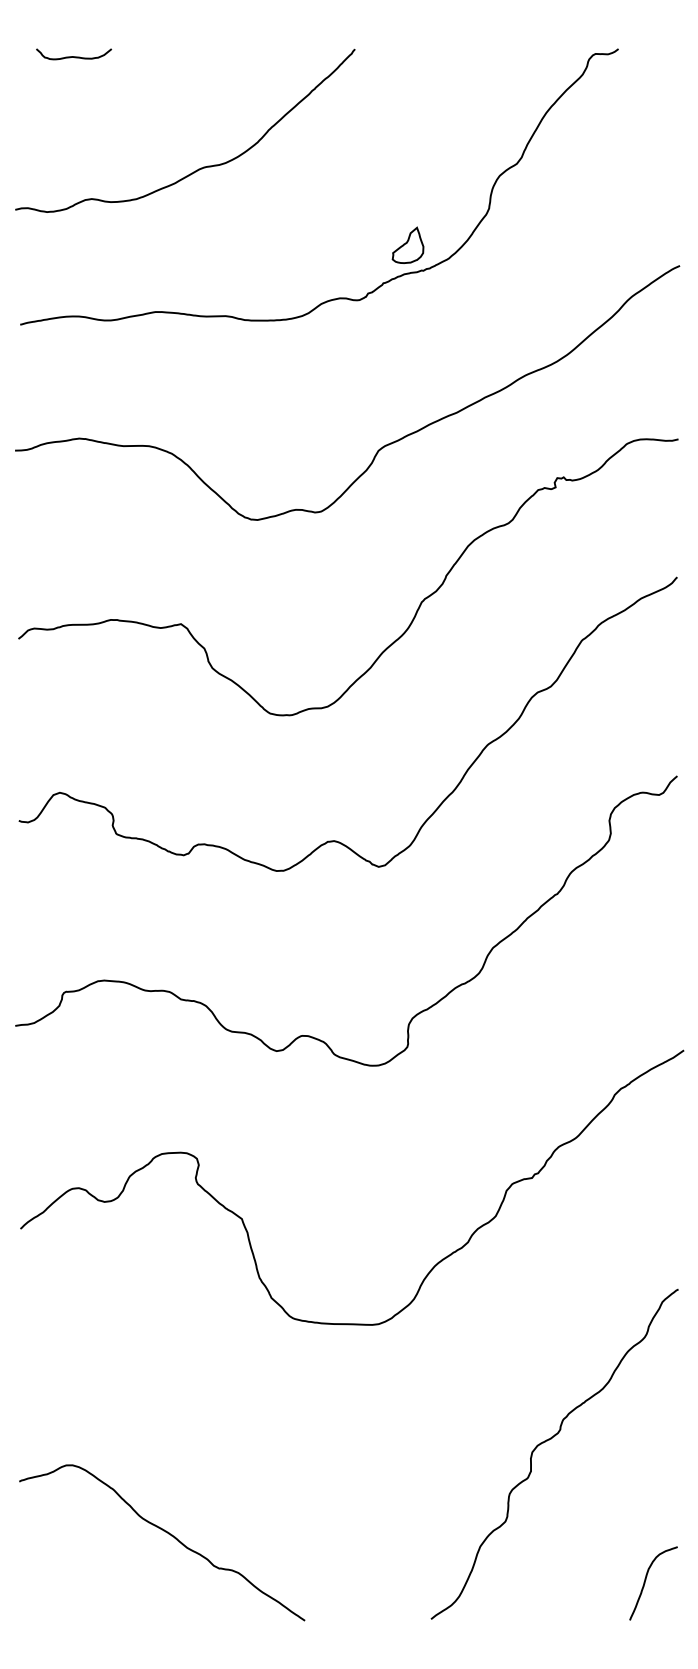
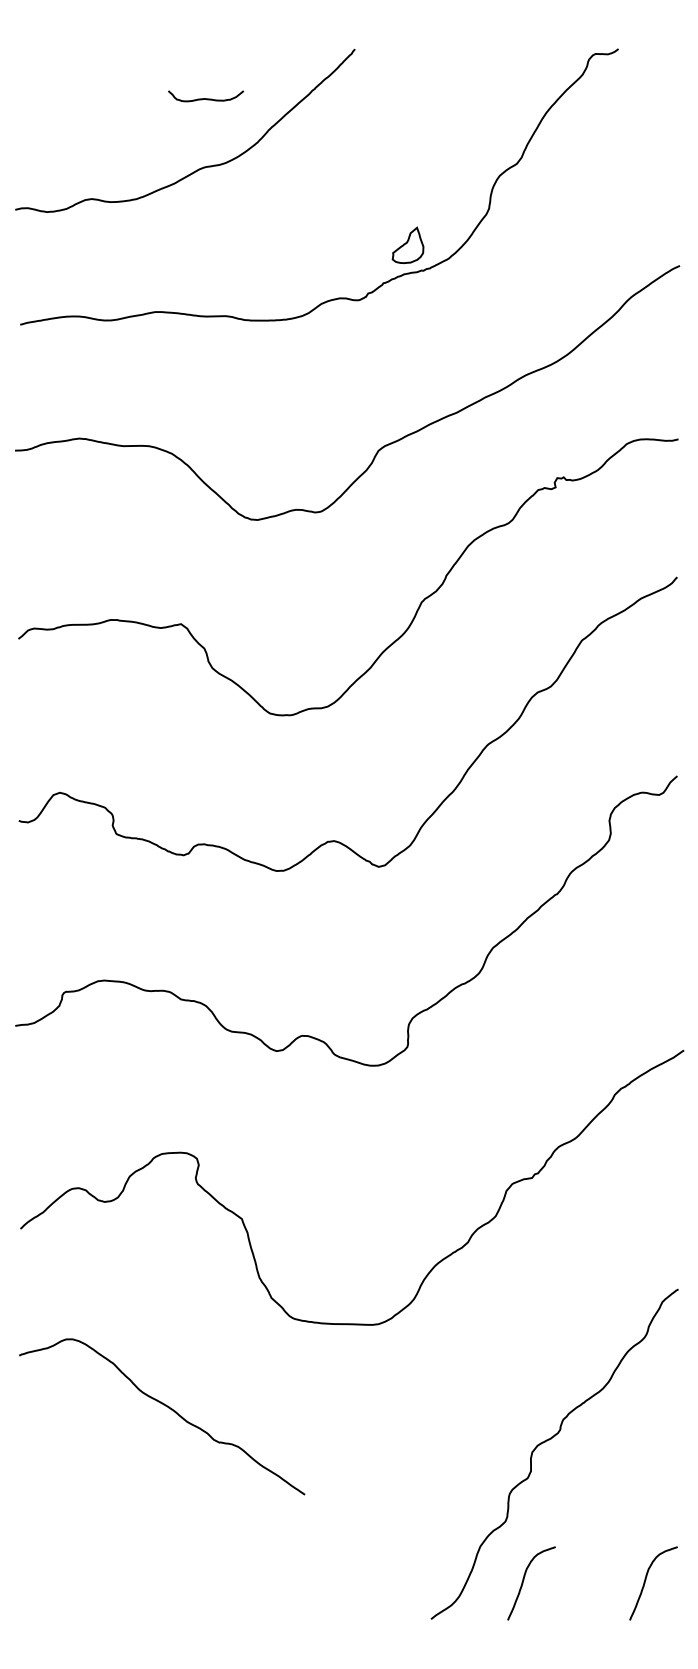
curve position: (74, 56) -> (206, 98) (206, 98)
curve position: (168, 1534) -> (168, 1408) (168, 1408)
curve: none -> present (524, 1580)
